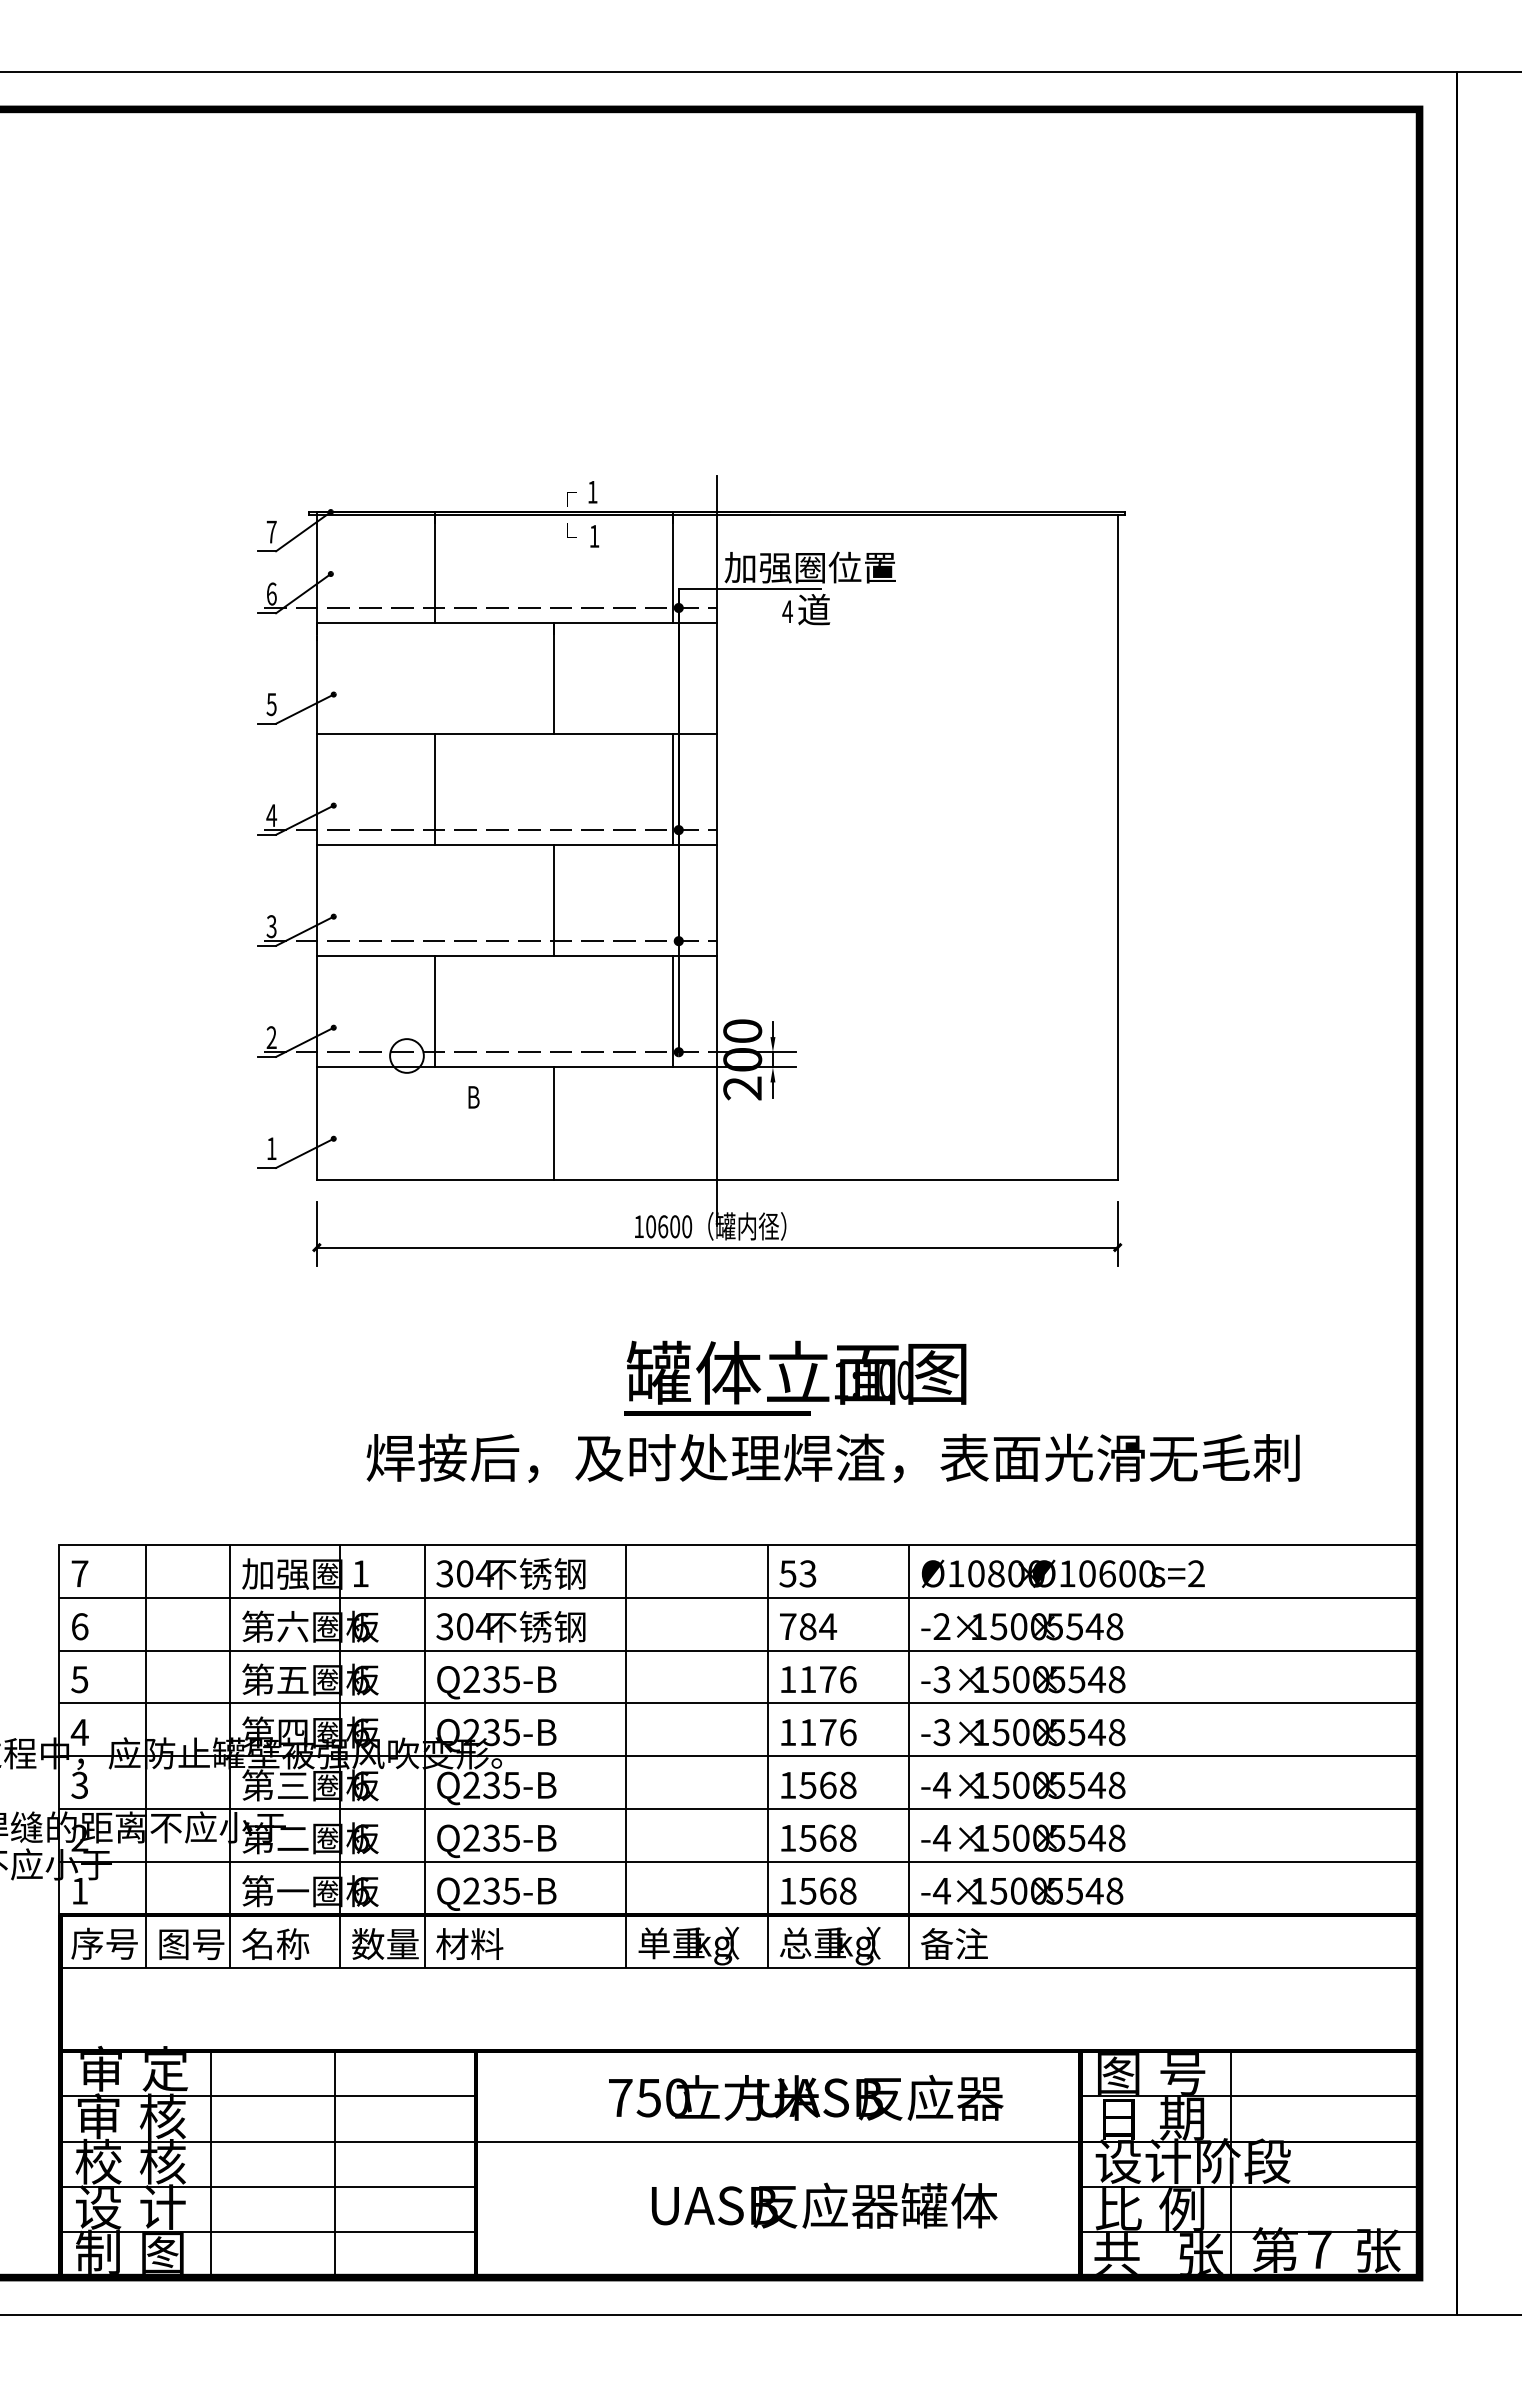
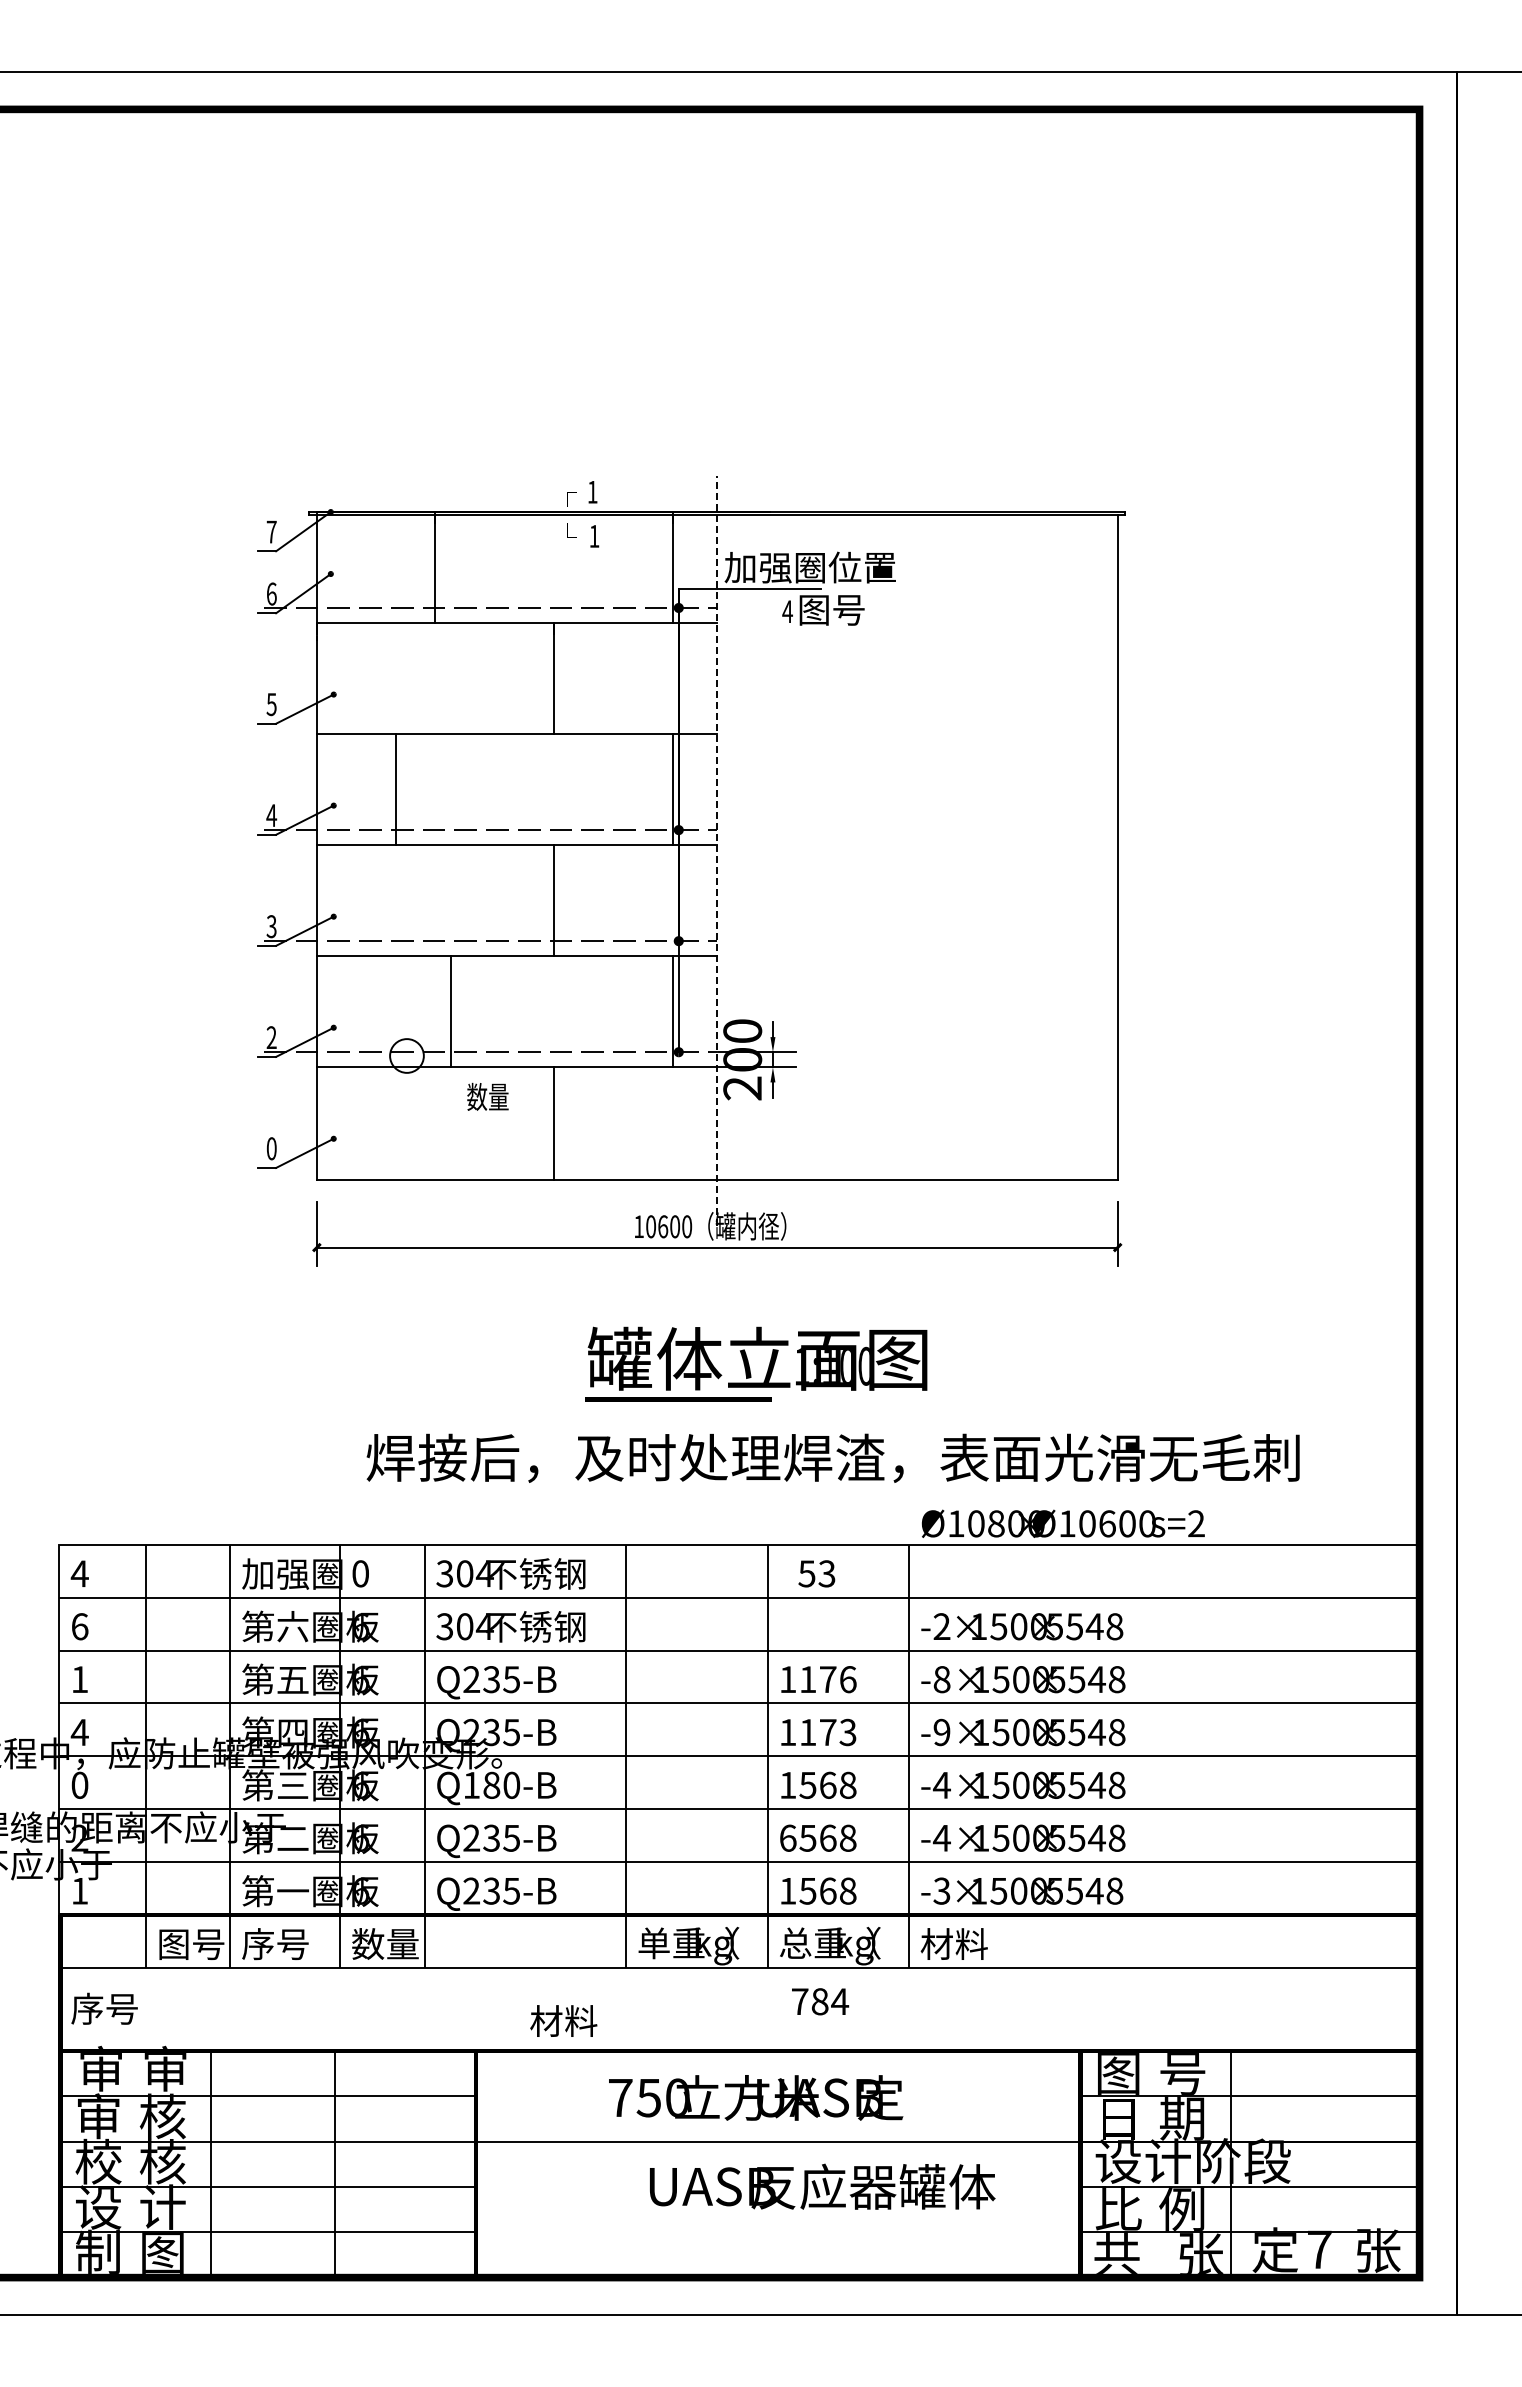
text: 道 -> 图号 (831, 609)
line position: (435, 789) -> (396, 789) (396, 789)
line: solid -> dashed (717, 850)
line position: (435, 1011) -> (451, 1011) (451, 1011)
text: B -> 数量 (487, 1096)
text: 1 -> 0 (271, 1148)
text position: (795, 1377) -> (756, 1363) (756, 1363)
text: 7 -> 4 (79, 1573)
text: 1 -> 0 (360, 1573)
text position: (797, 1573) -> (816, 1573) (816, 1573)
text position: (1062, 1573) -> (1062, 1523) (1062, 1523)
text position: (808, 1626) -> (820, 2001) (820, 2001)
text: 5 -> 1 (79, 1679)
text: -3 -> -8 (941, 1679)
text: 1176 -> 1173 (847, 1732)
text: -3 -> -9 (941, 1732)
text: 3 -> 0 (79, 1784)
text: Q235-B -> Q180-B (491, 1784)
text: 1568 -> 6568 (788, 1837)
text: -4 -> -3 (941, 1890)
text position: (104, 1943) -> (104, 2008) (104, 2008)
text position: (469, 1943) -> (563, 2020) (563, 2020)
text: 备注 -> 材料 (953, 1943)
text: 名称 -> 序号 (275, 1944)
text: 定 -> 审 (165, 2068)
text: 反应器 -> 定 (930, 2097)
text position: (824, 2205) -> (822, 2186) (822, 2186)
text: 第 -> 定 (1274, 2249)
